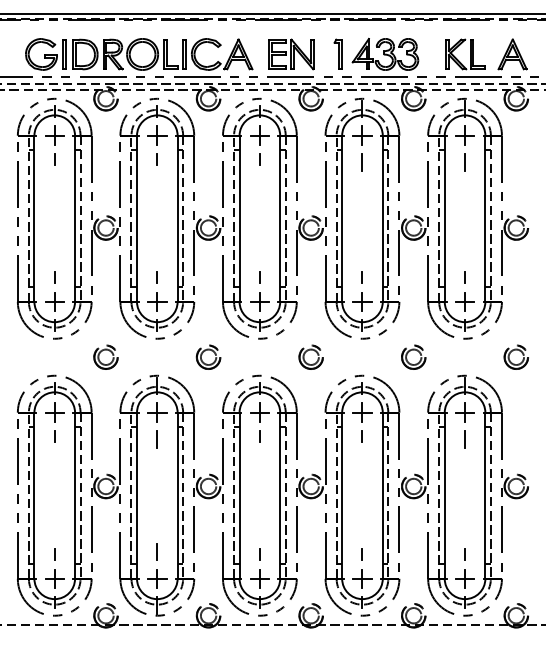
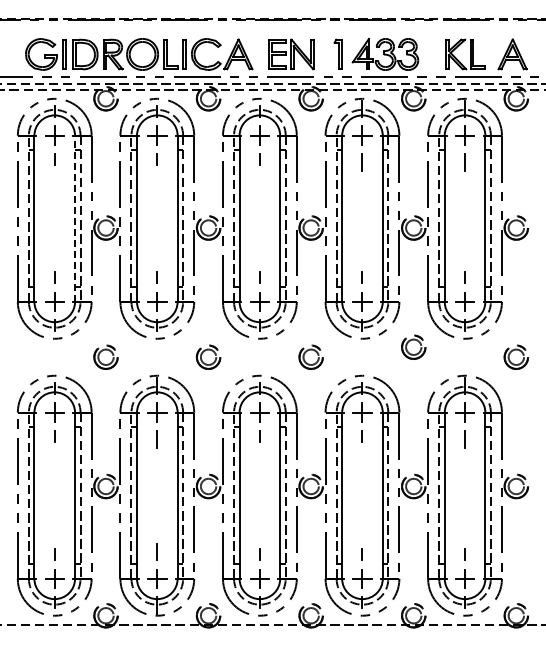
line: present -> none (272, 13)
line: solid -> dashed (75, 218)
part position: (413, 356) -> (413, 346) (413, 346)
